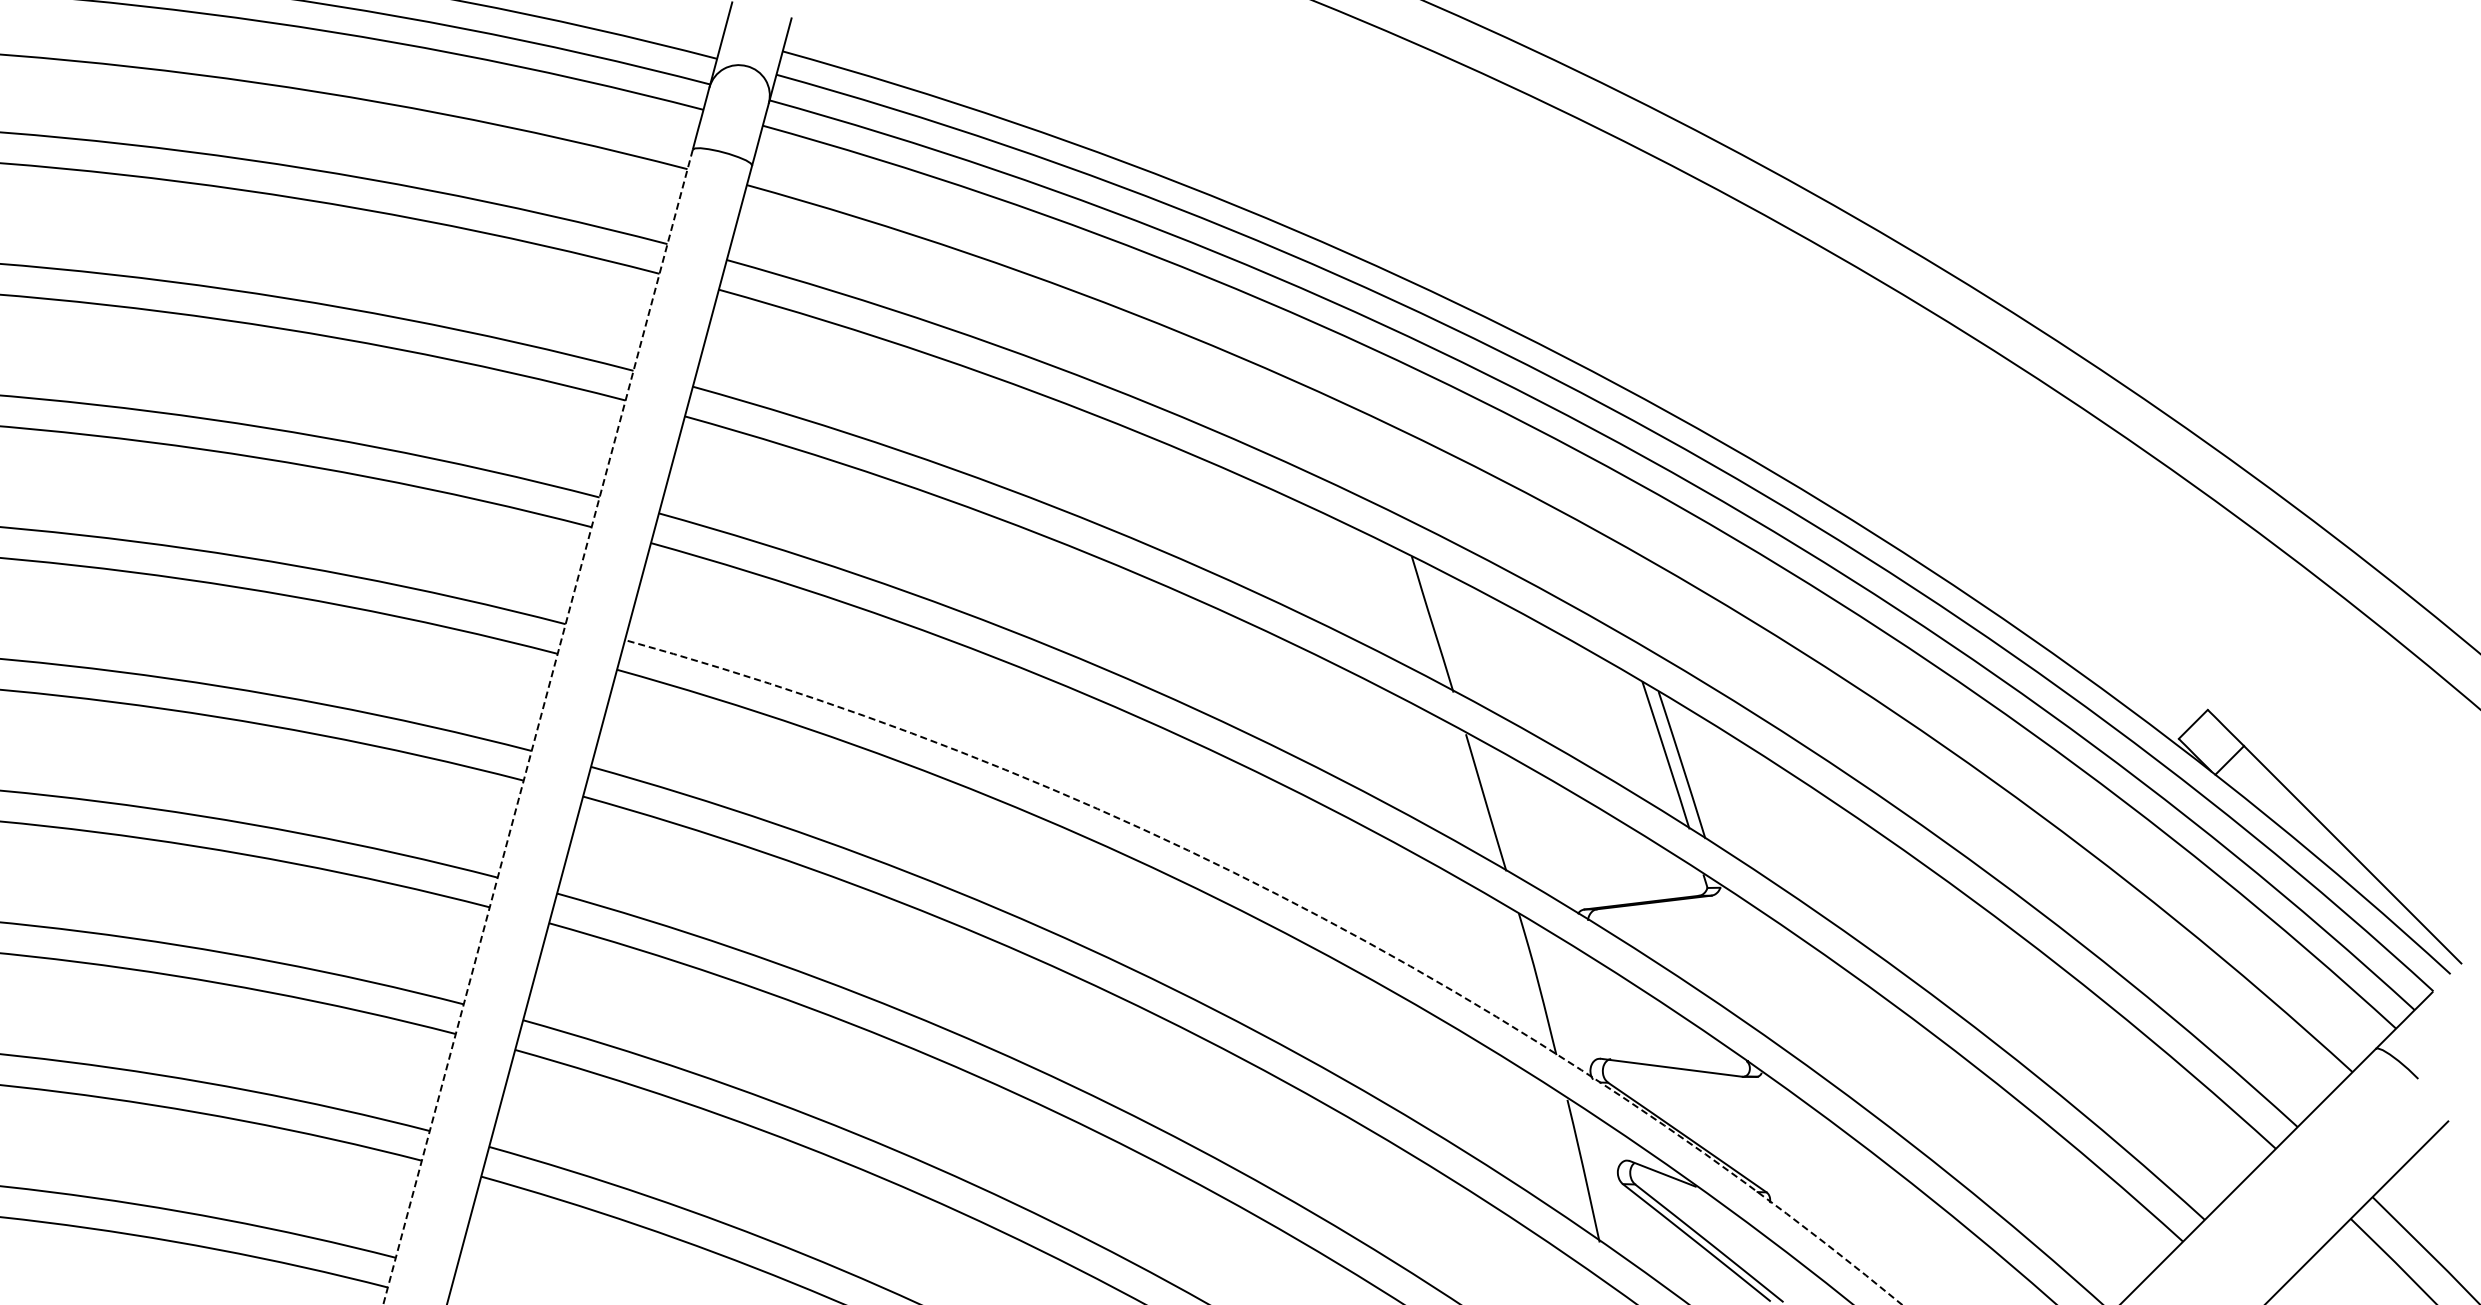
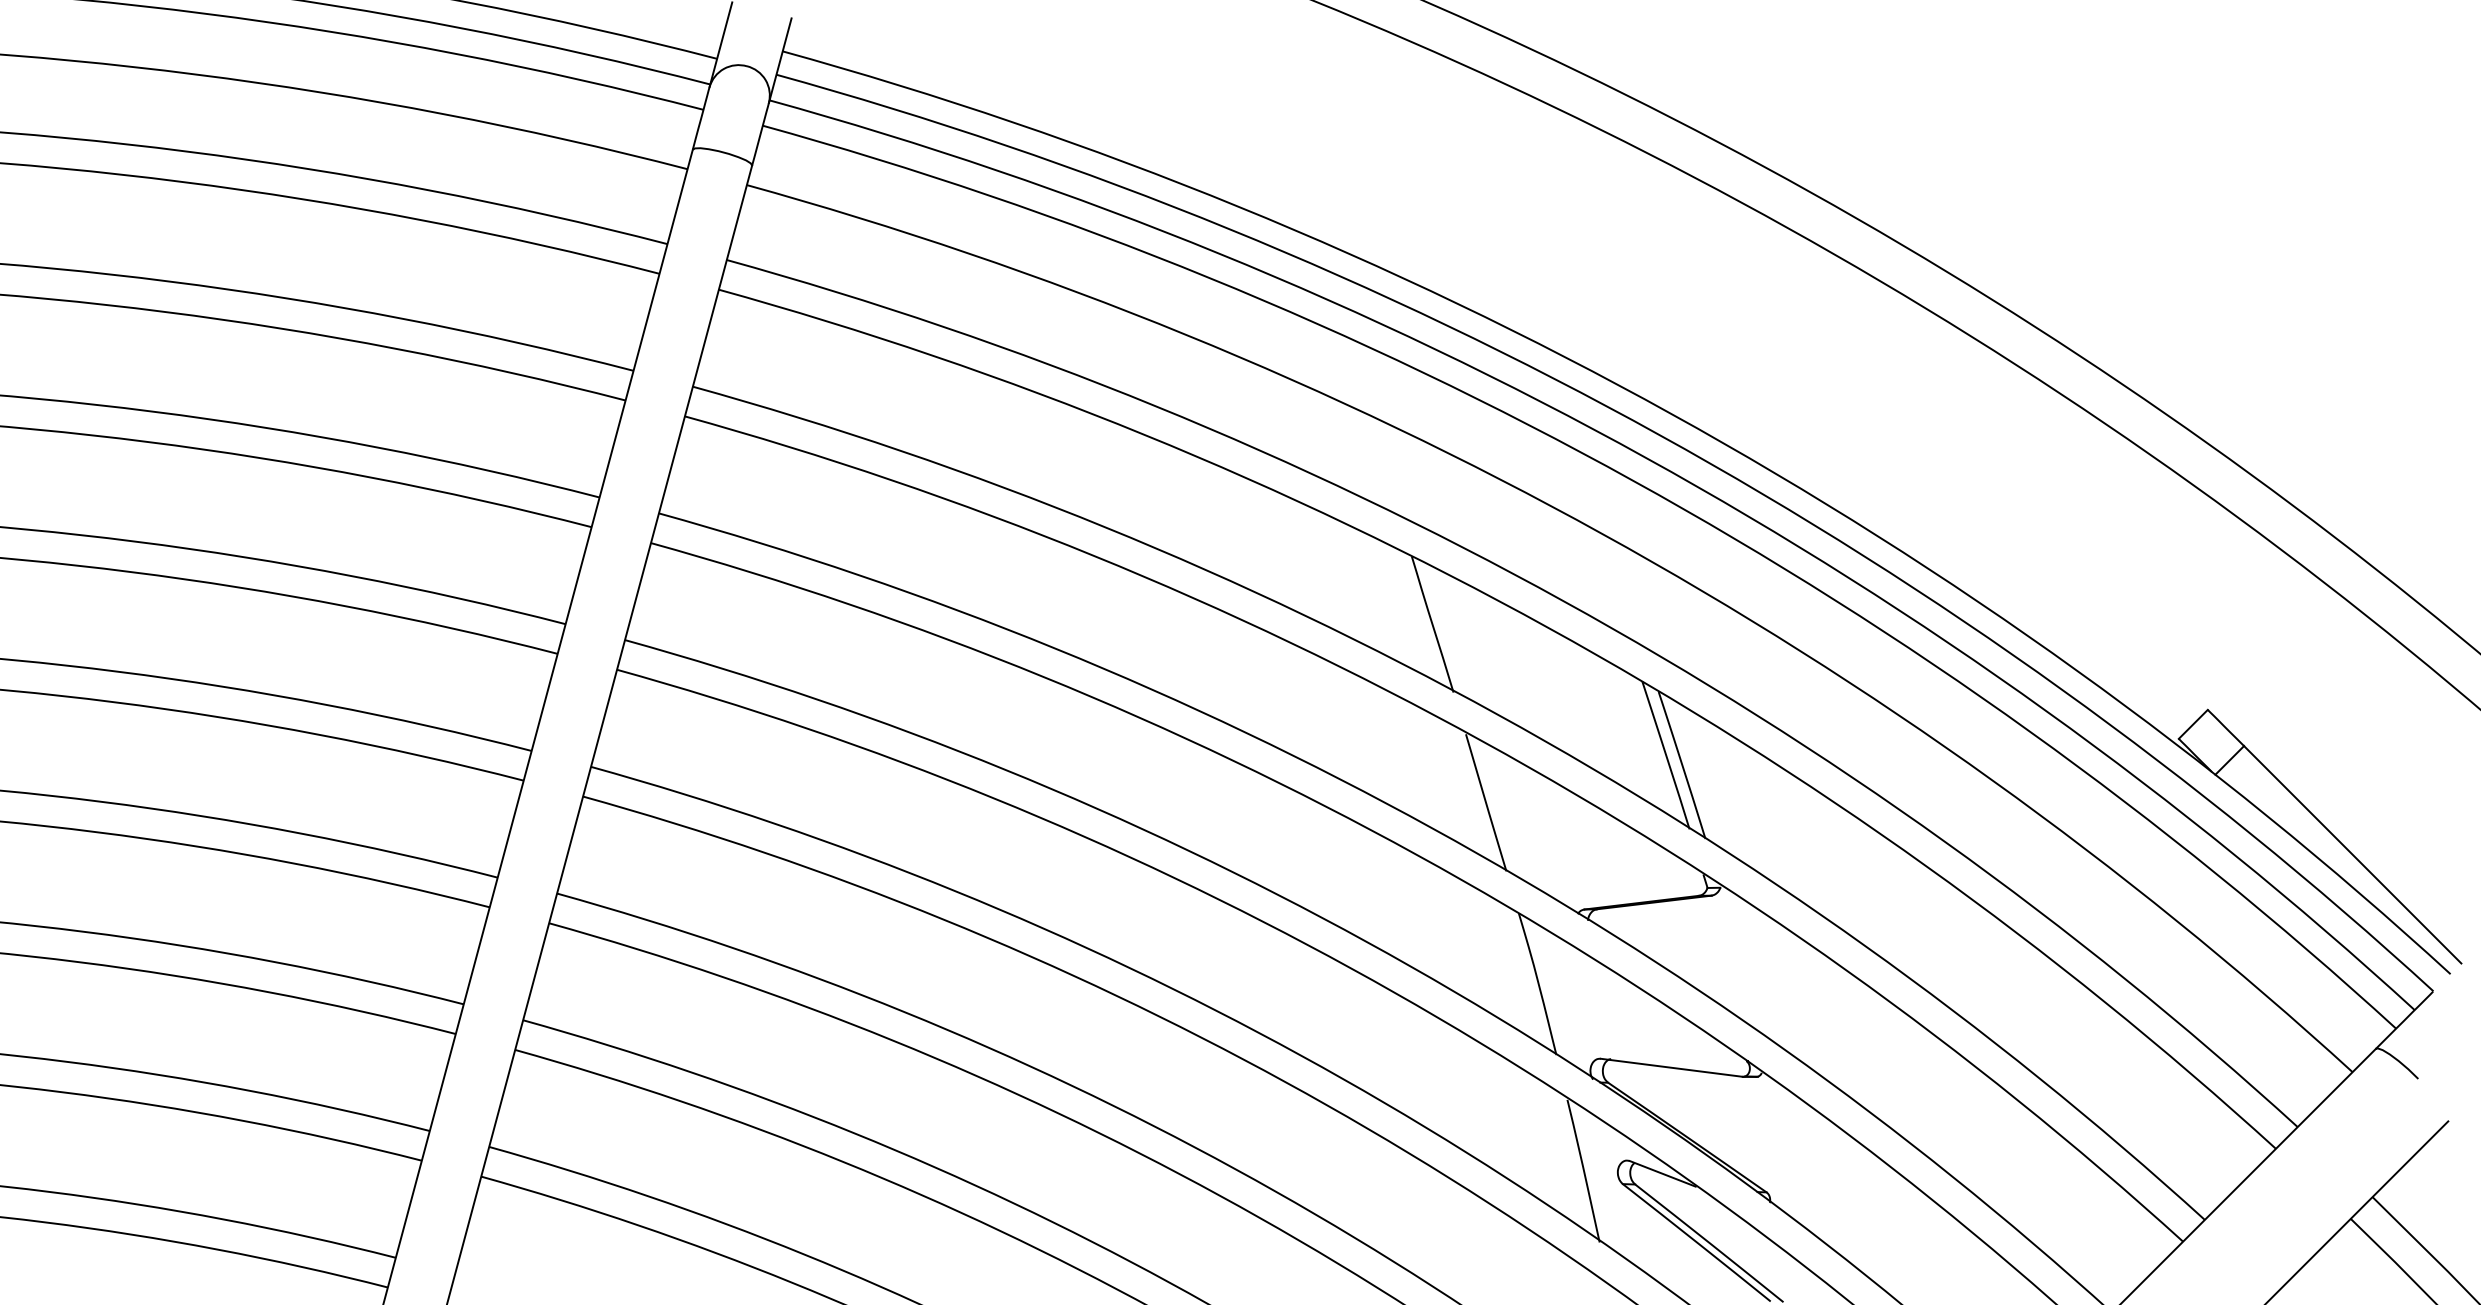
line: dashed -> solid (538, 727)
arc: dashed -> solid (1298, 905)
